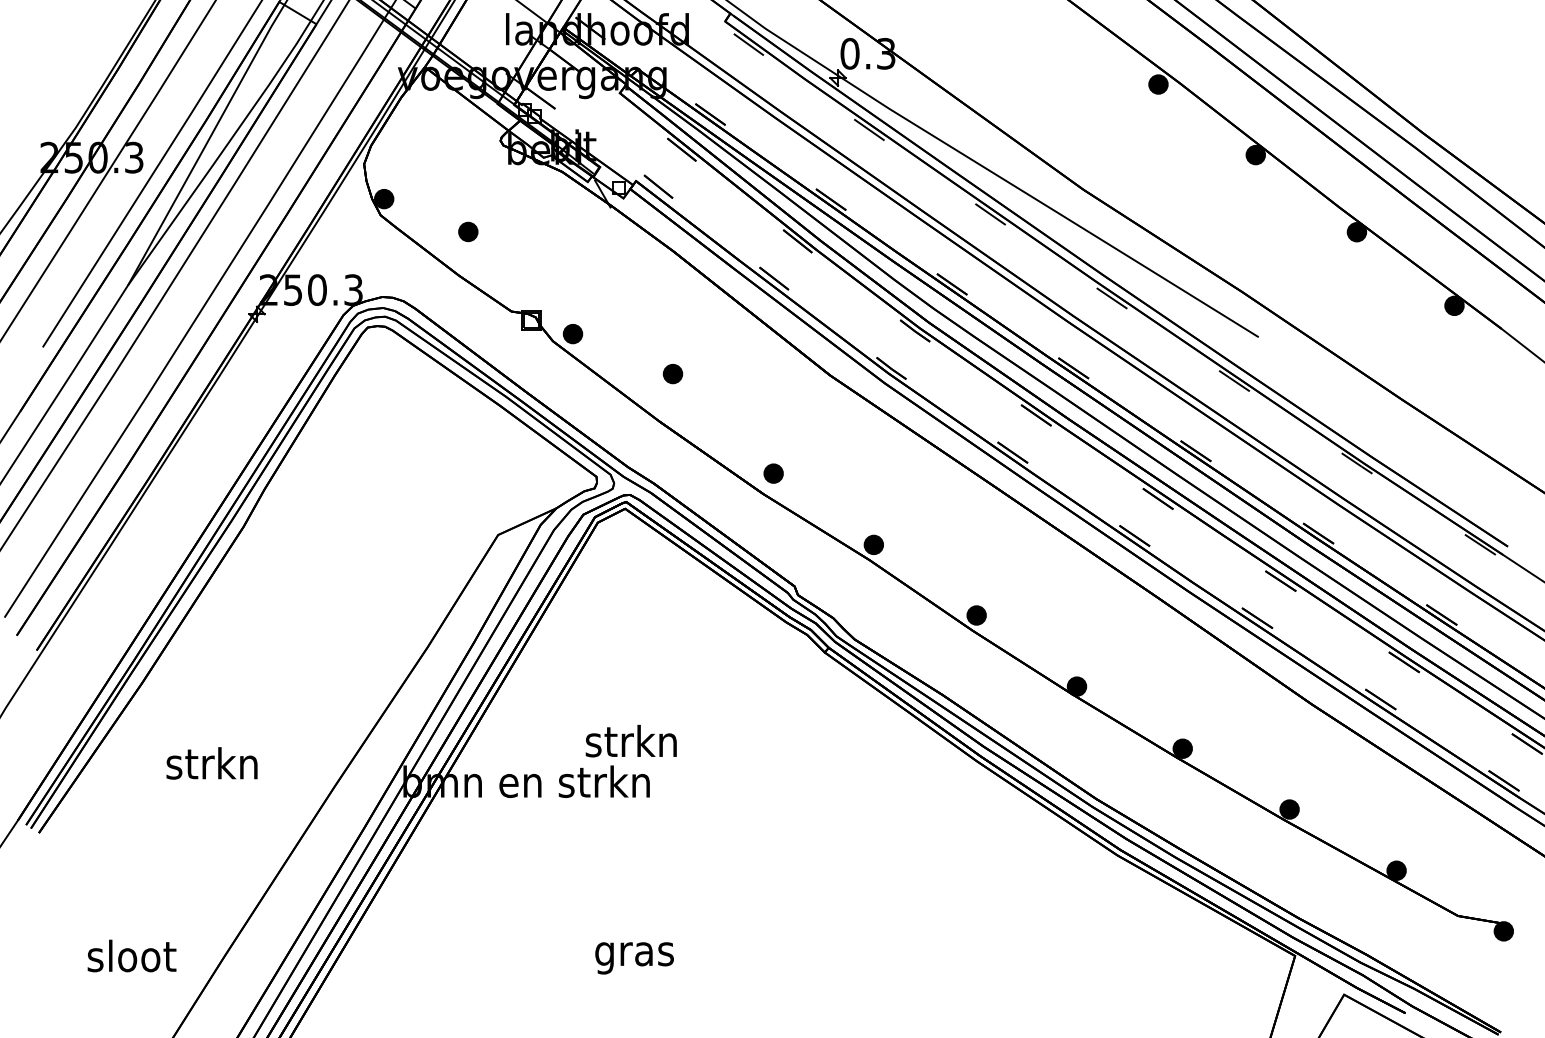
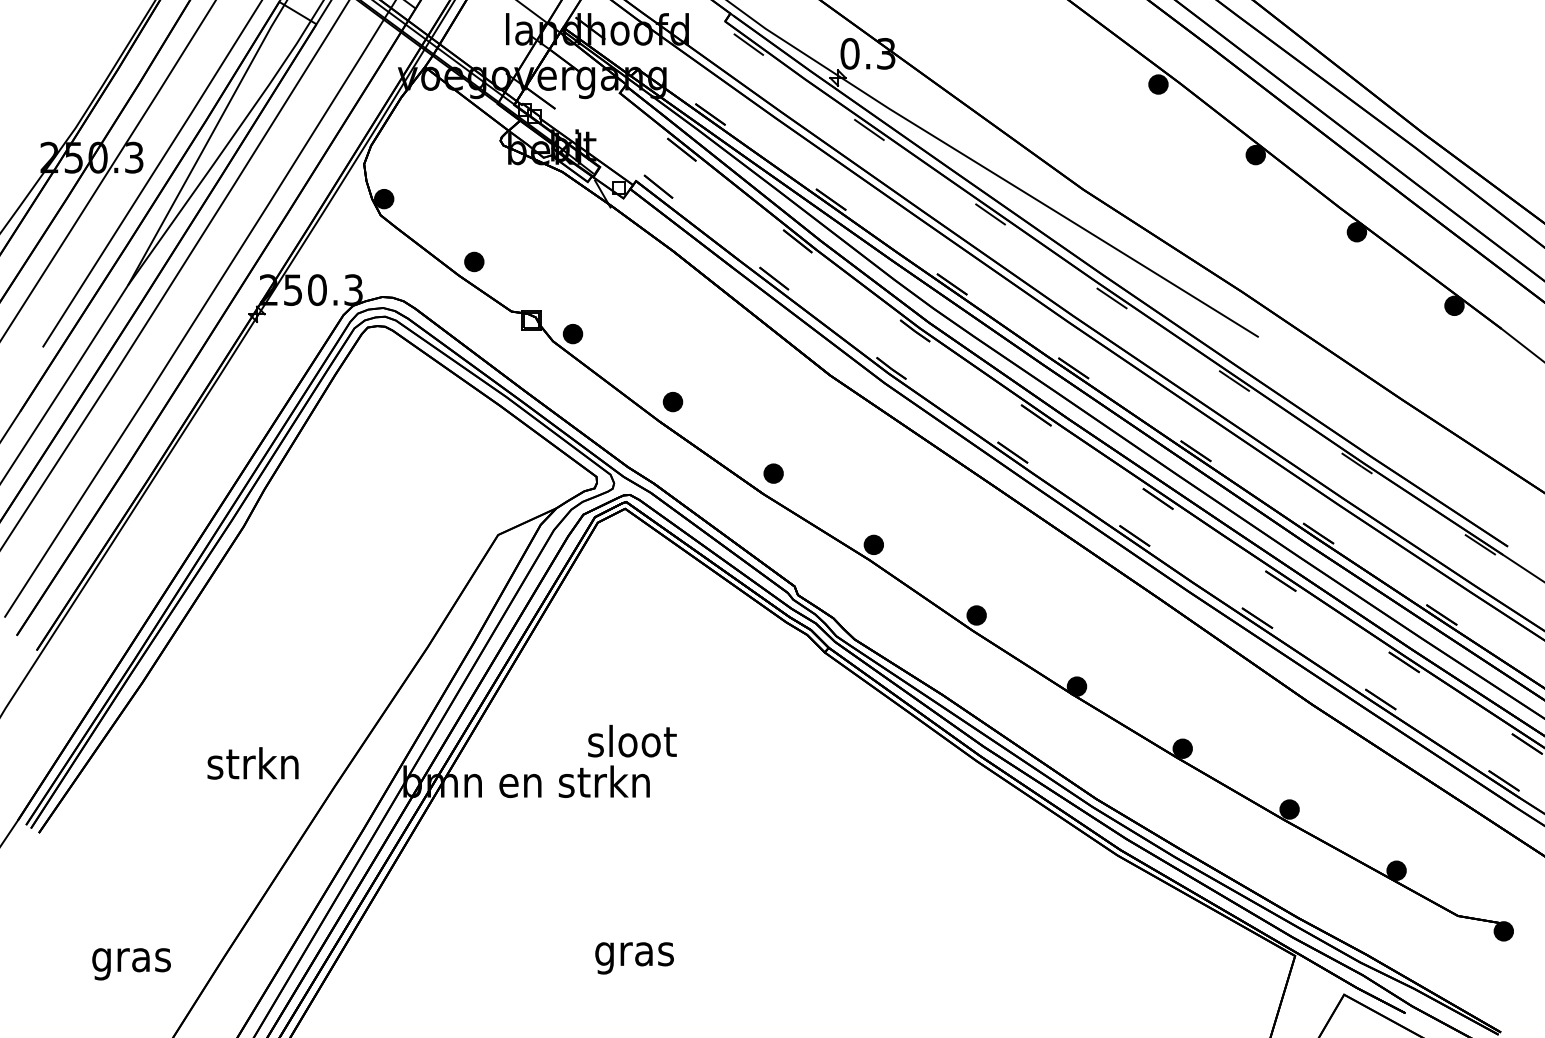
part position: (468, 231) -> (474, 261) (474, 261)
part position: (672, 374) -> (672, 402) (672, 402)
text: strkn -> sloot (630, 740)
text position: (211, 763) -> (252, 763) (252, 763)
text: sloot -> gras (131, 959)
